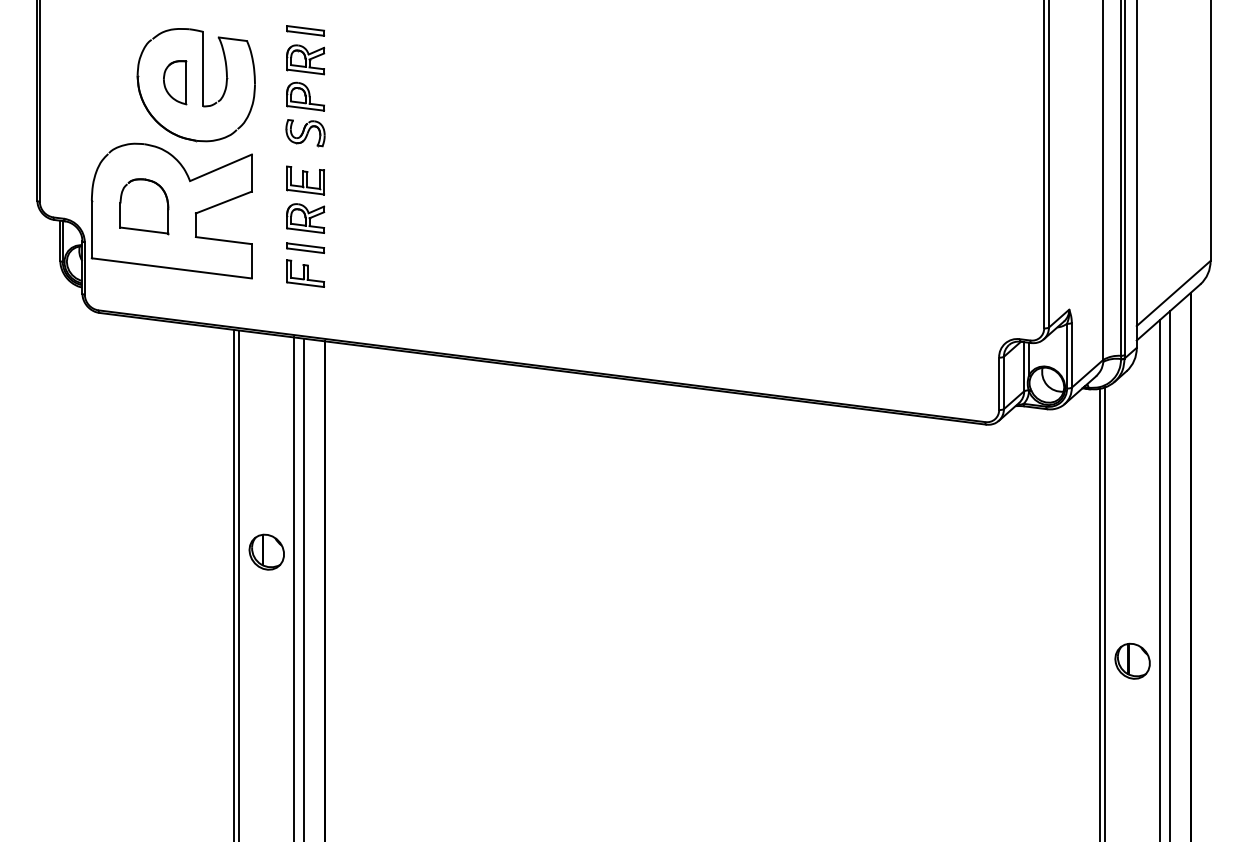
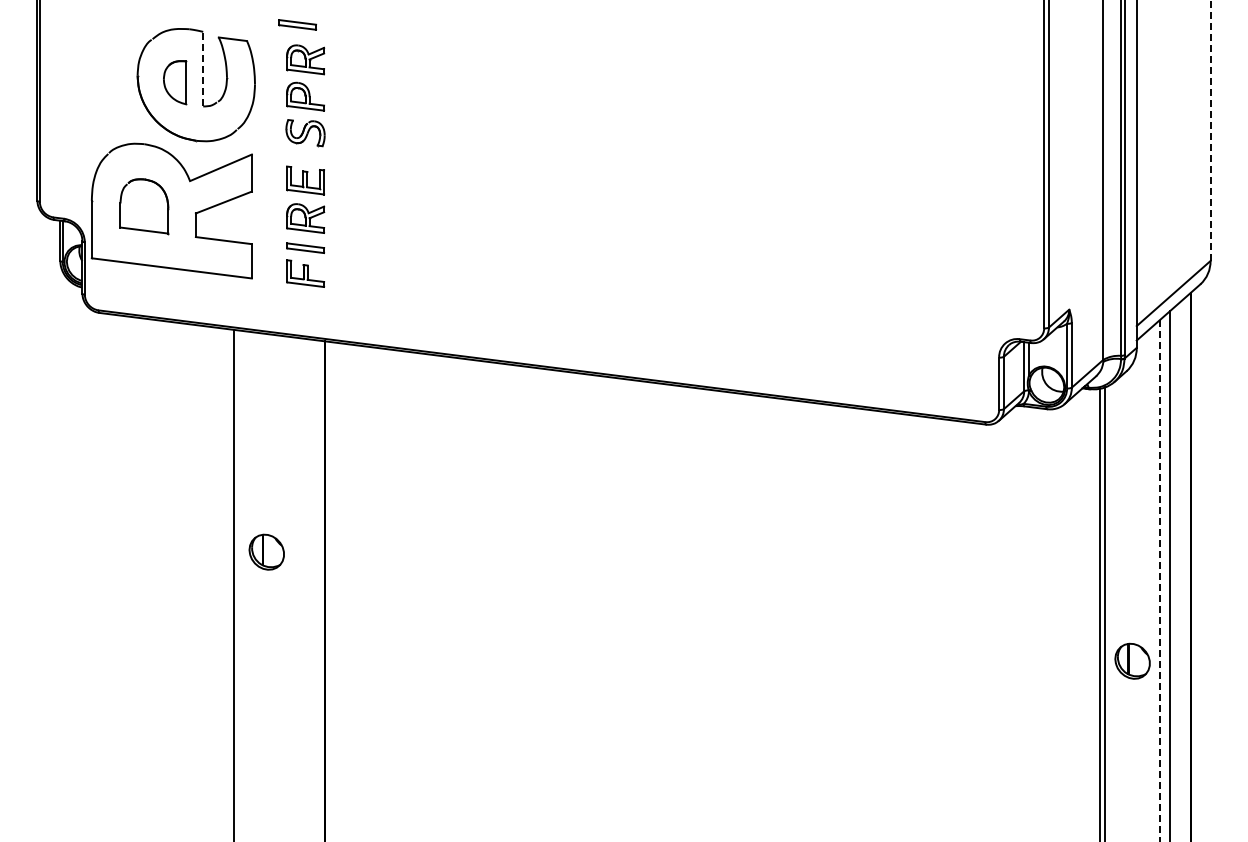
part position: (305, 30) -> (297, 24) (297, 24)
line: solid -> dashed (203, 68)
line: solid -> dashed (1210, 131)
line: solid -> dashed (1159, 580)
line: present -> none (239, 584)
line: present -> none (294, 587)
line: present -> none (304, 588)
